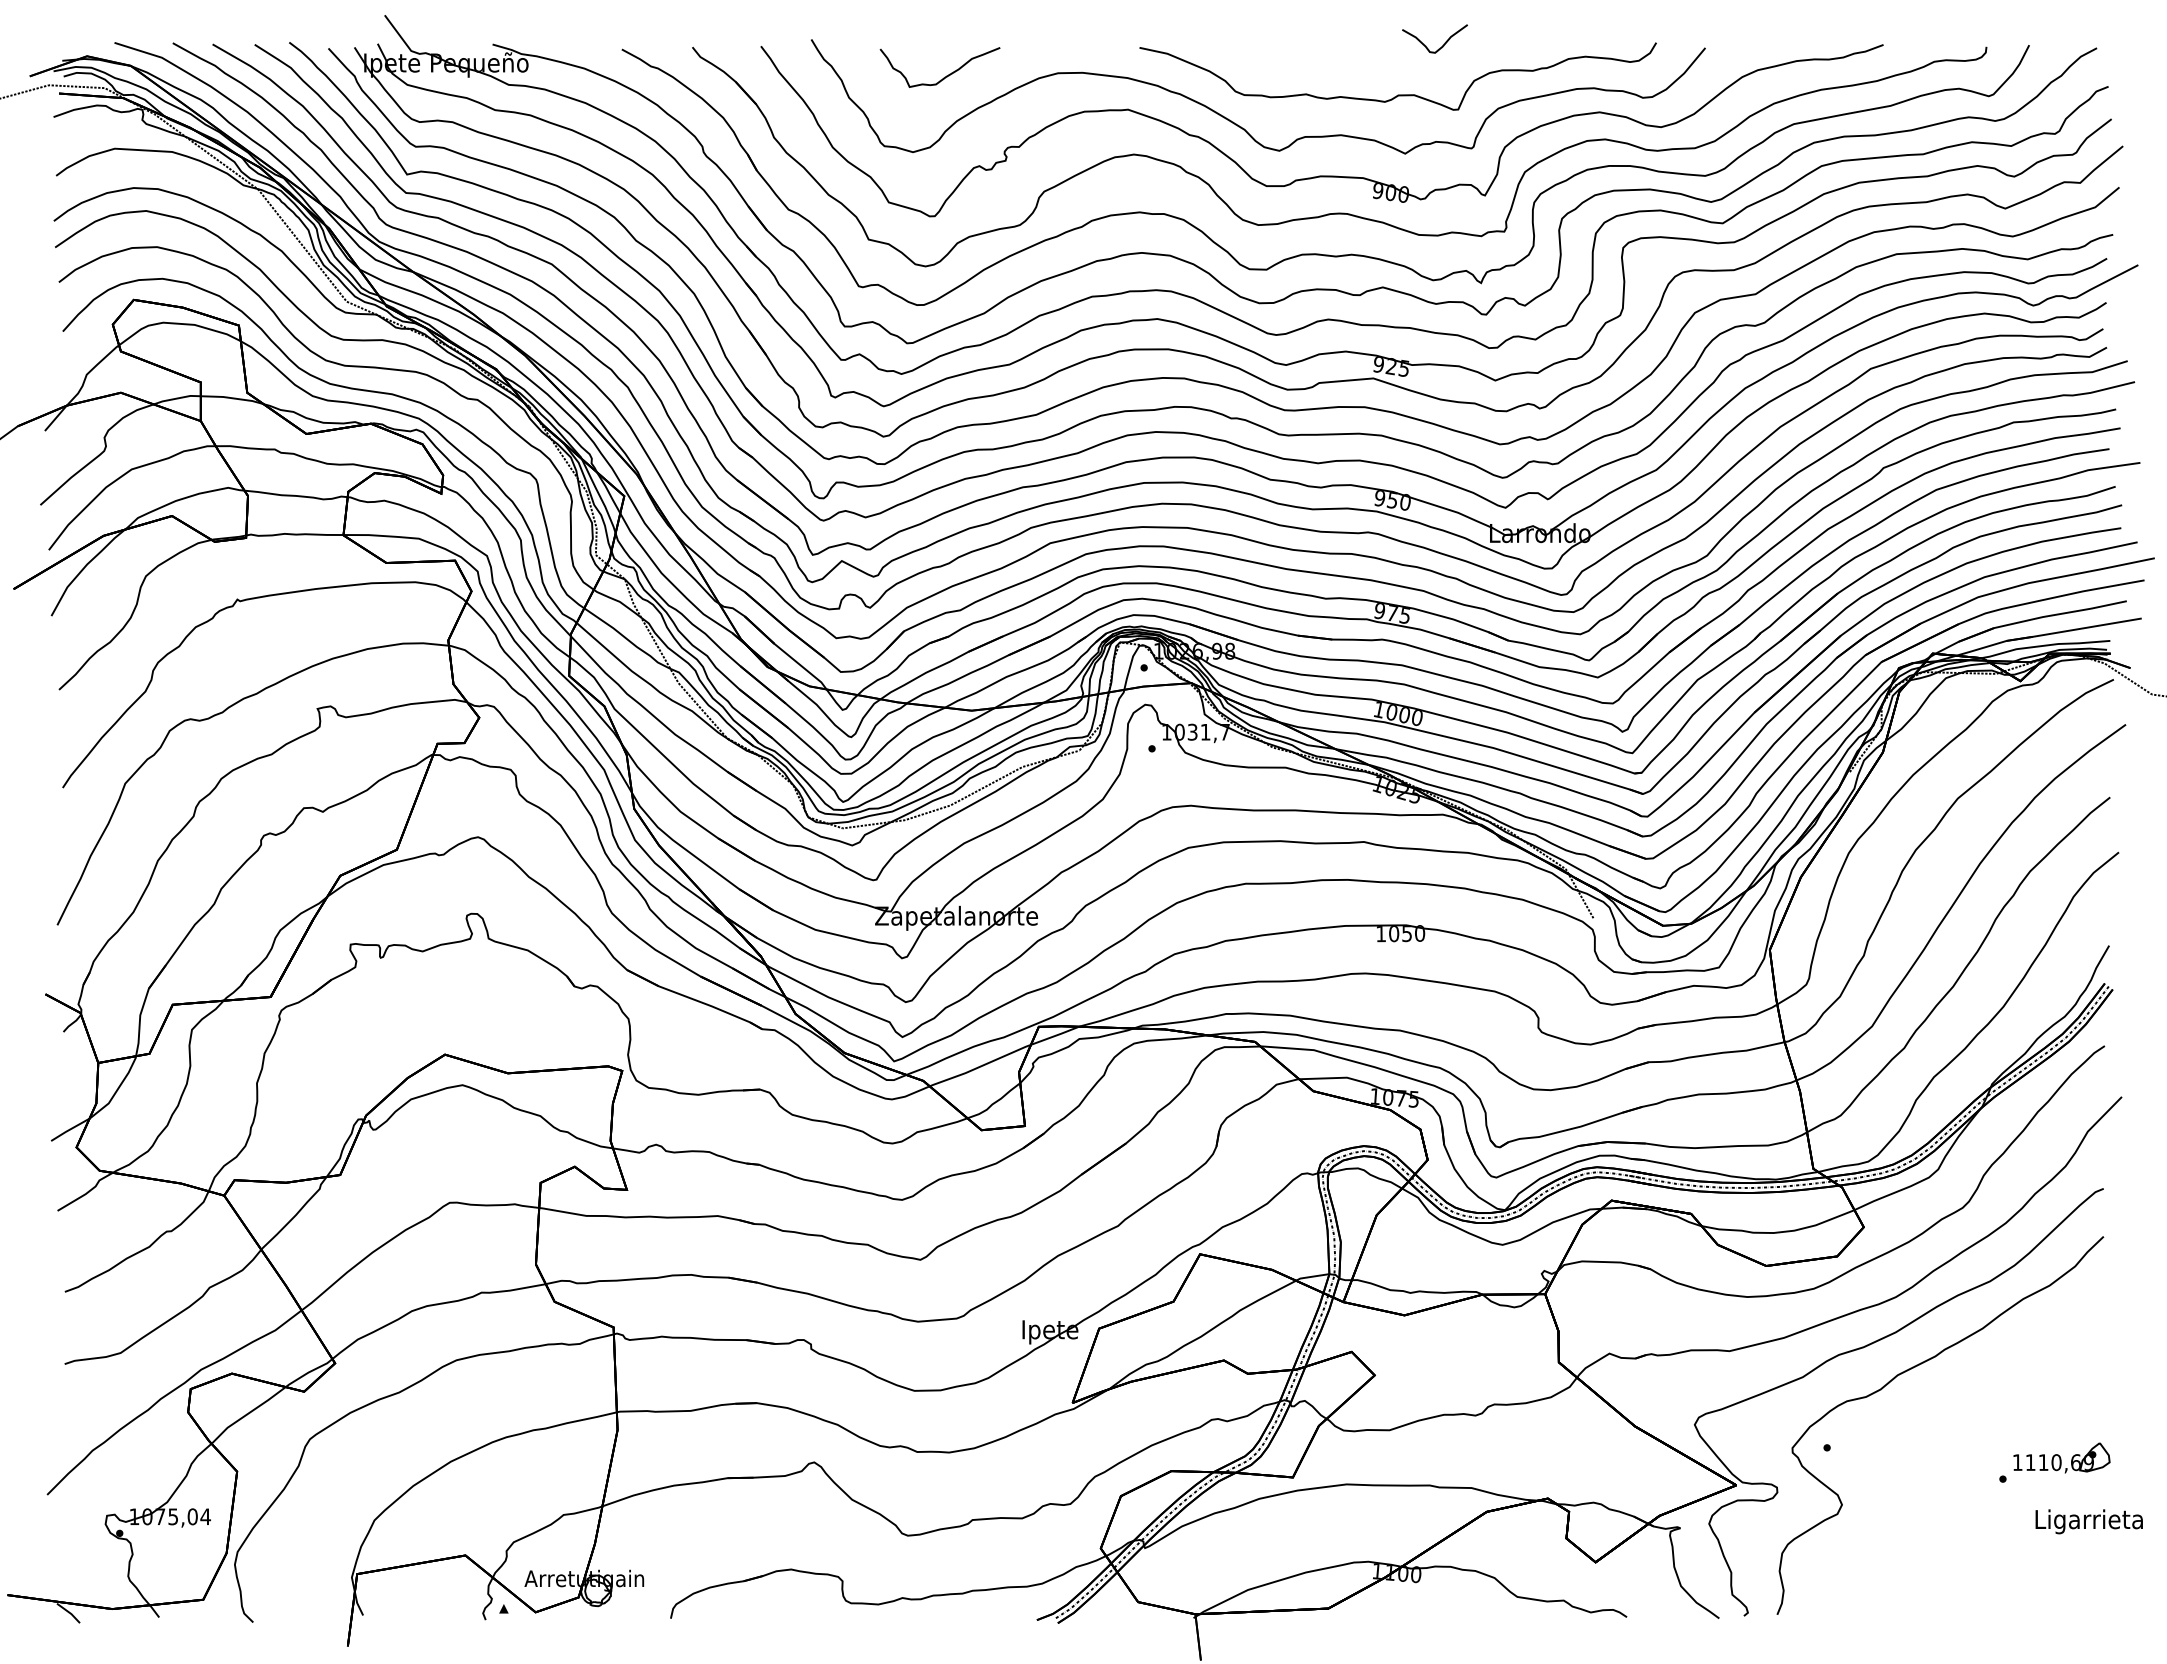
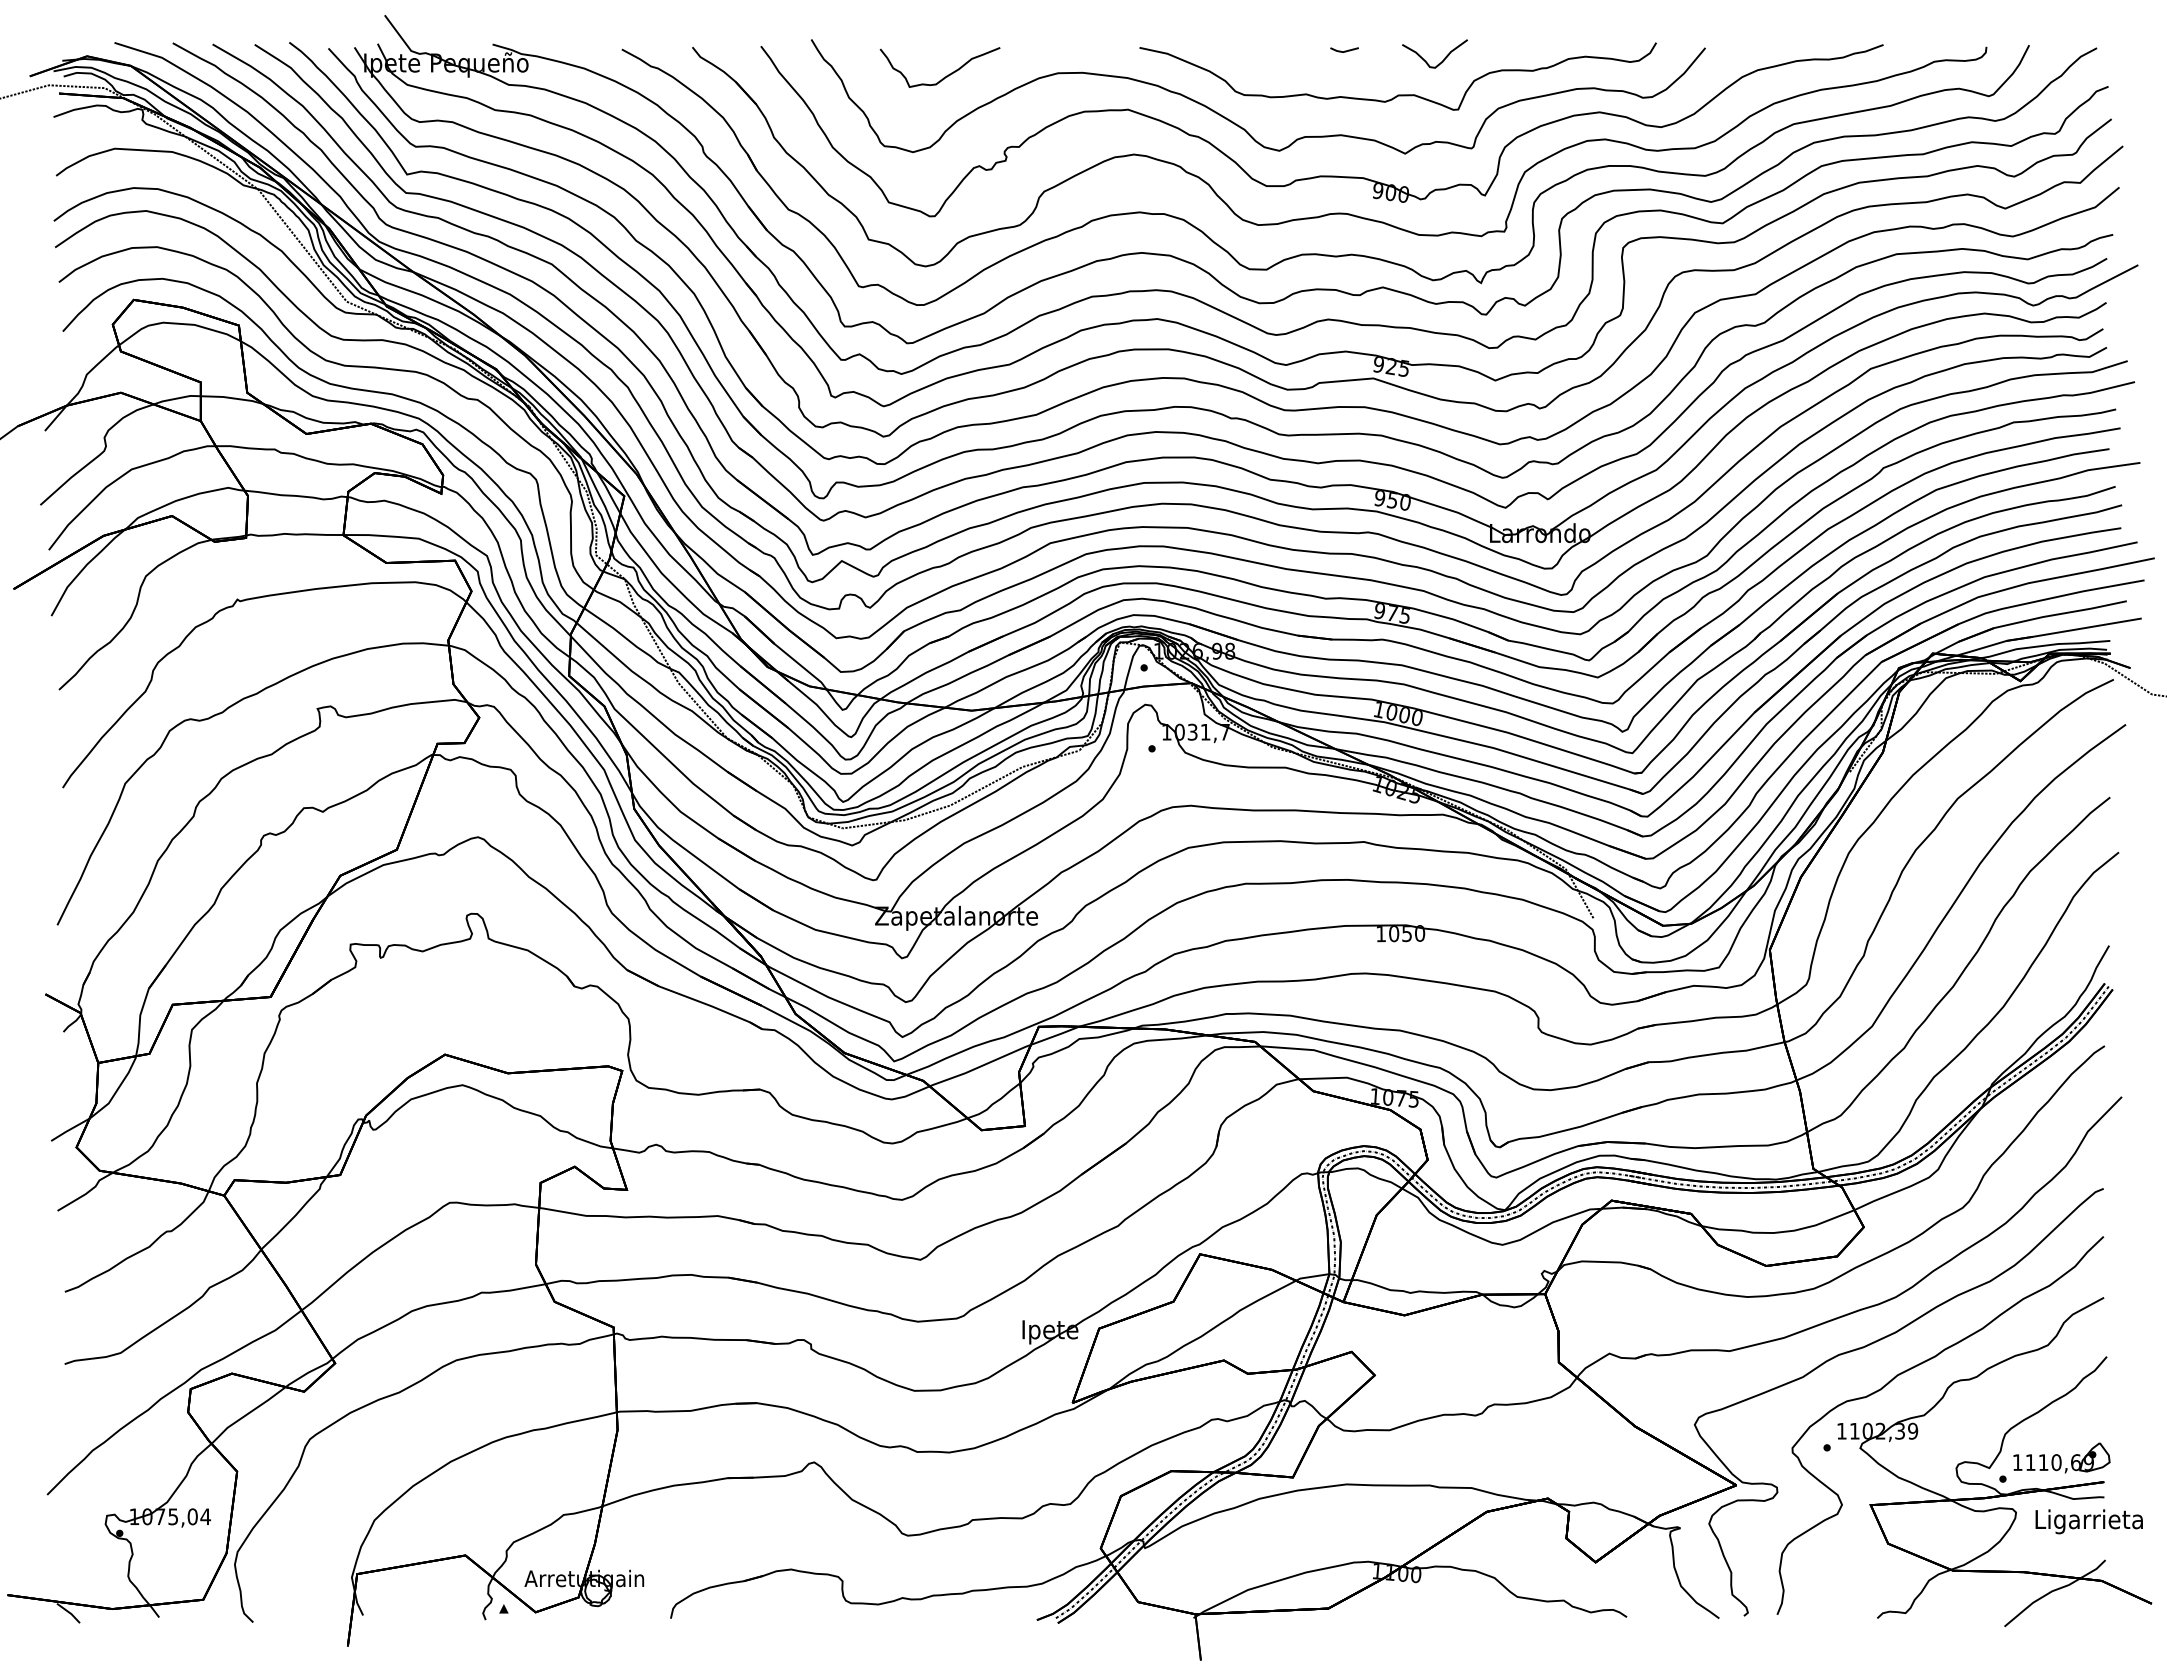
curve position: (1442, 45) -> (1442, 60) (1442, 60)
line: none -> present (1344, 50)
part: none -> present (1994, 1462)
